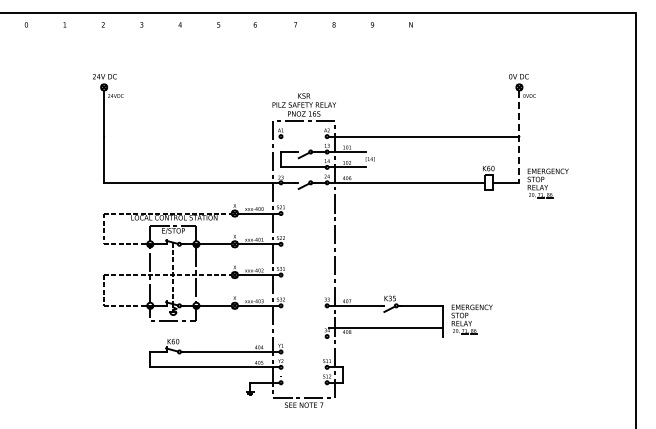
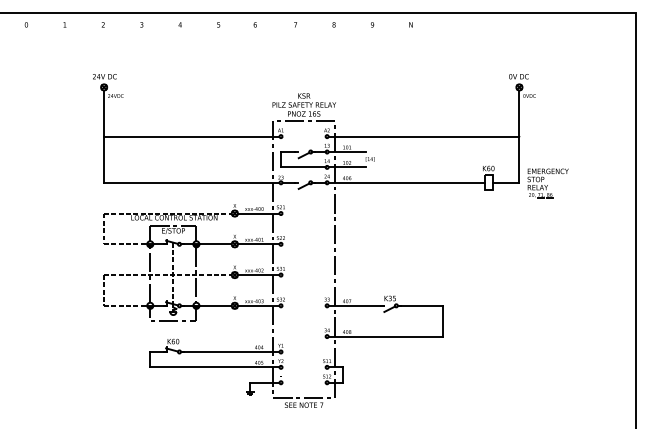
line: none -> present (191, 136)
line: dashed -> solid (519, 137)
part: present -> none (471, 319)
line position: (385, 327) -> (385, 336) (385, 336)
